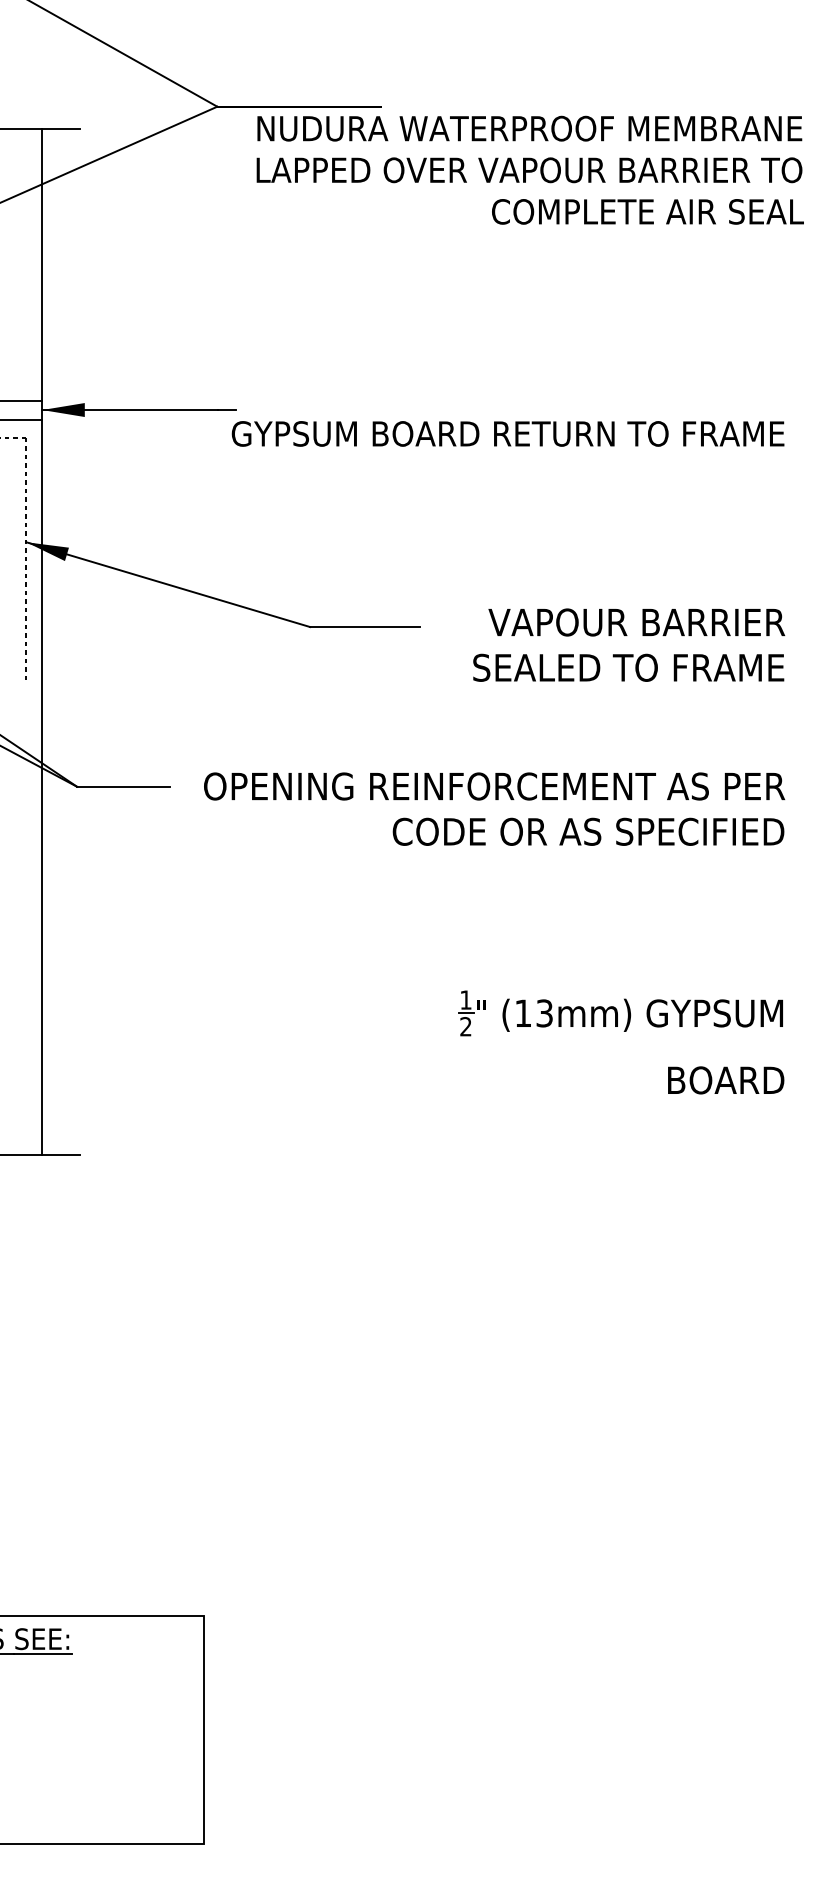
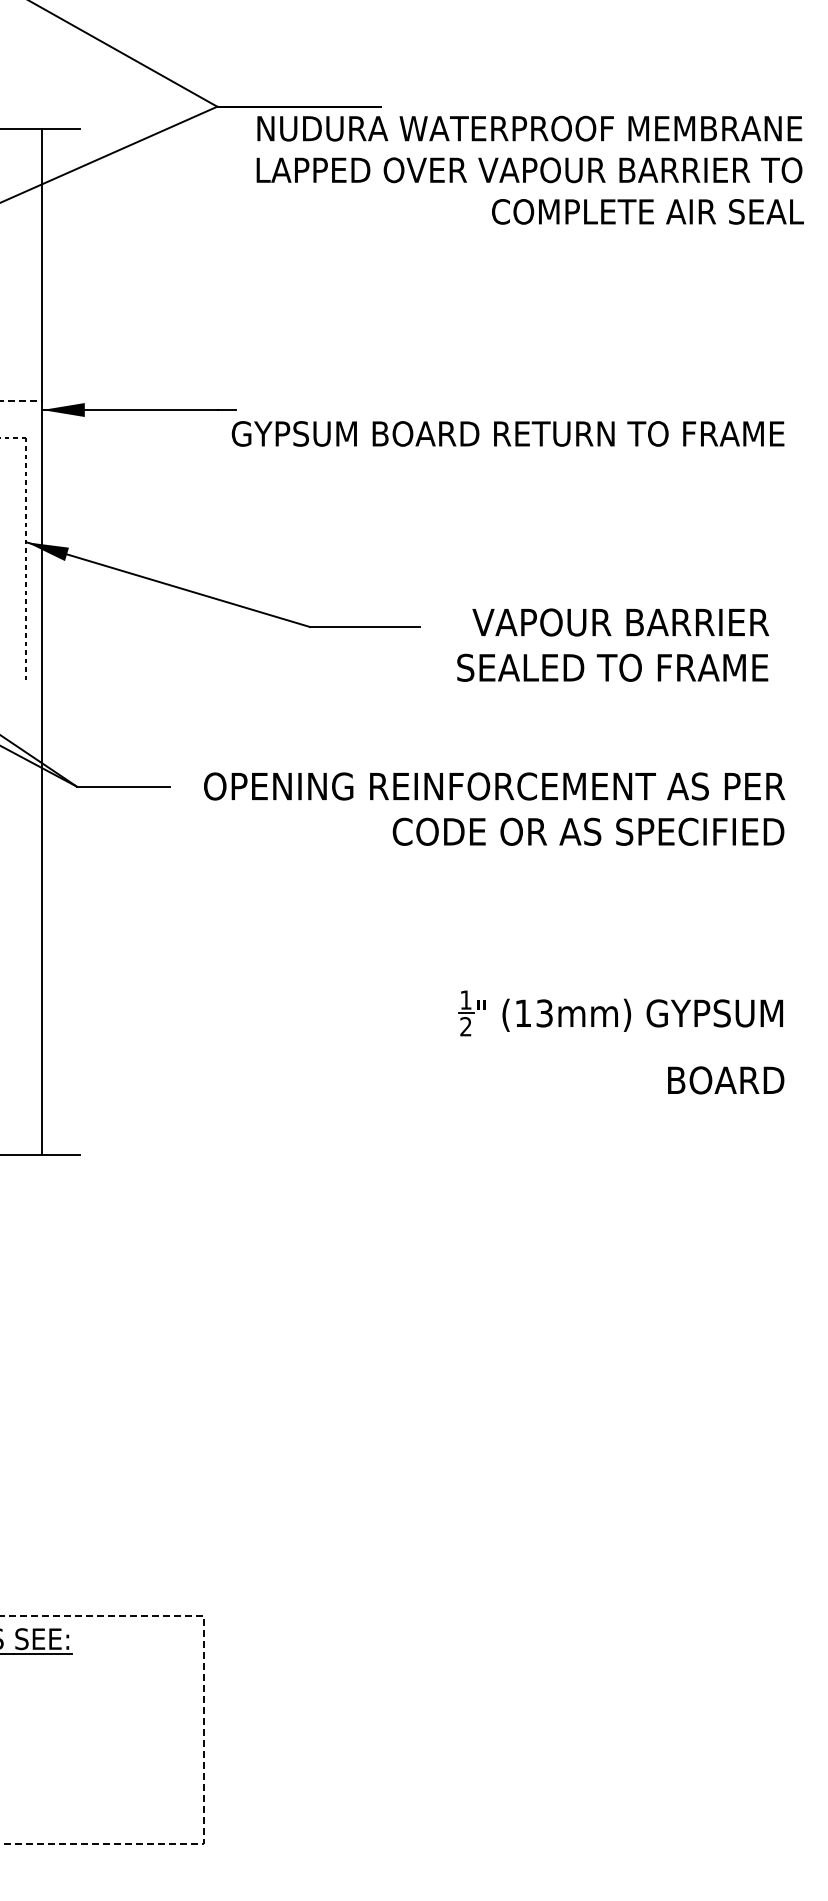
line: solid -> dashed (21, 400)
line: present -> none (22, 419)
text position: (629, 644) -> (613, 644) (613, 644)
line: solid -> dashed (203, 1730)
